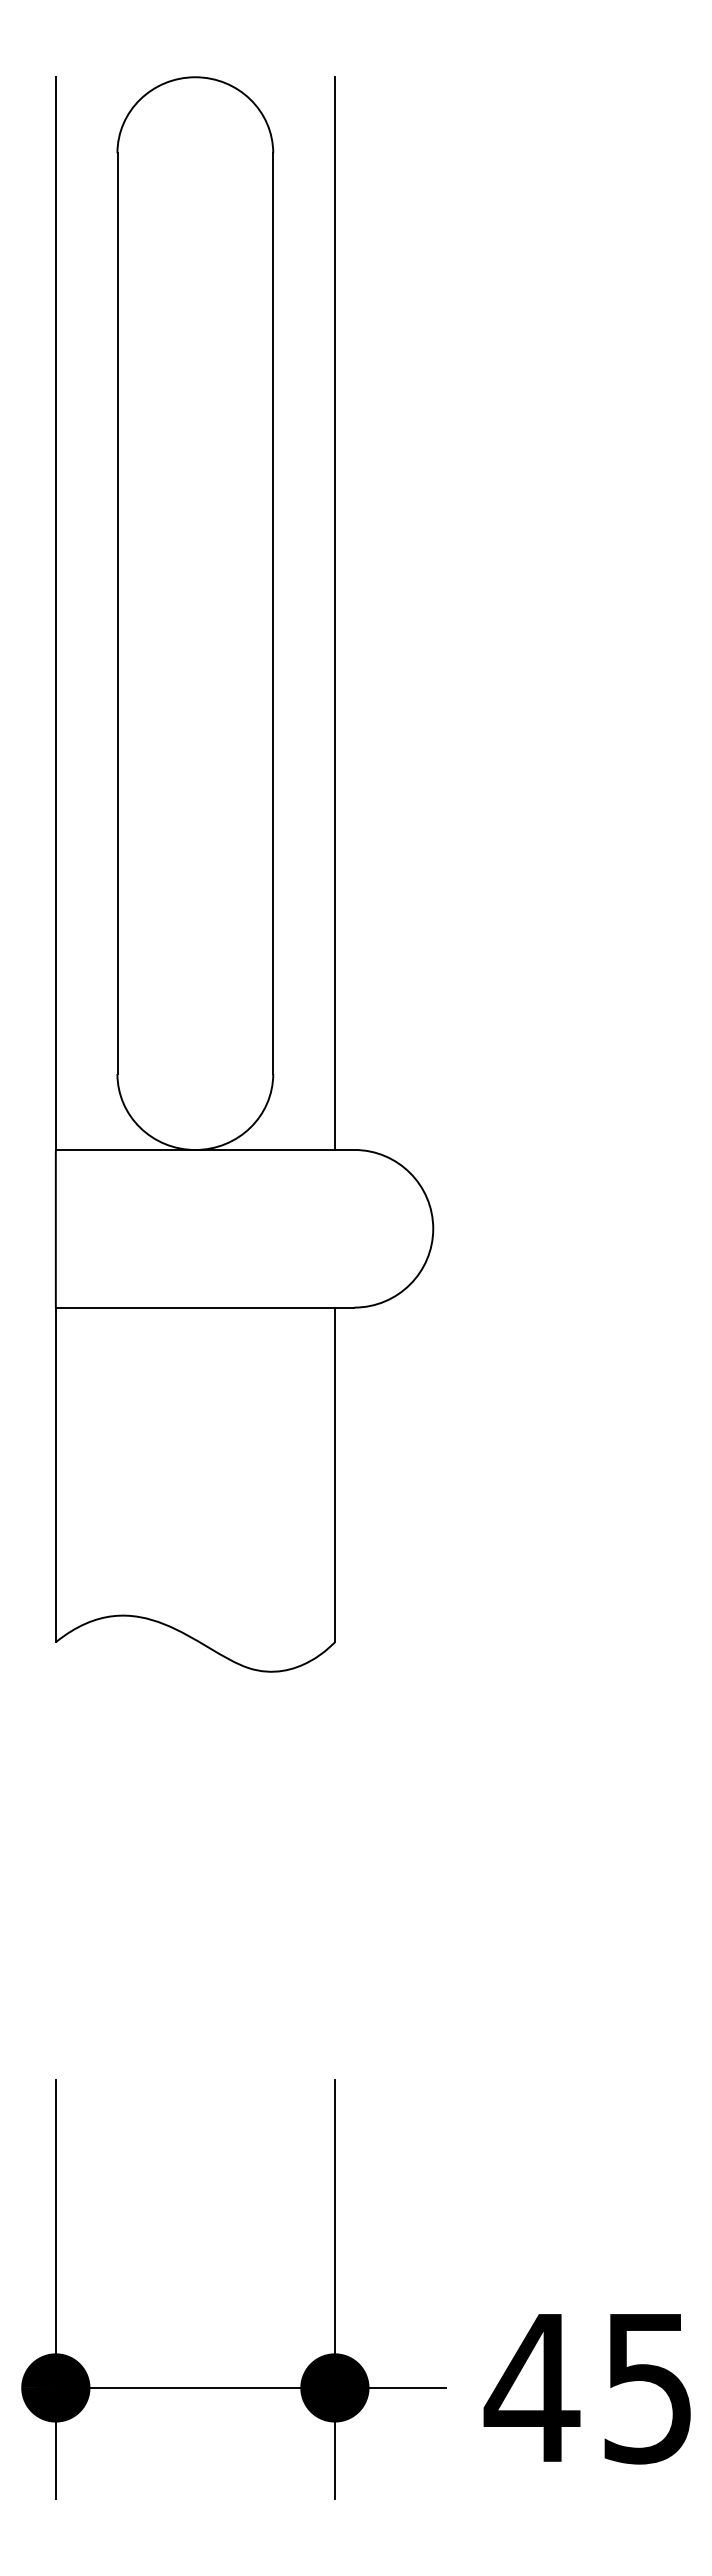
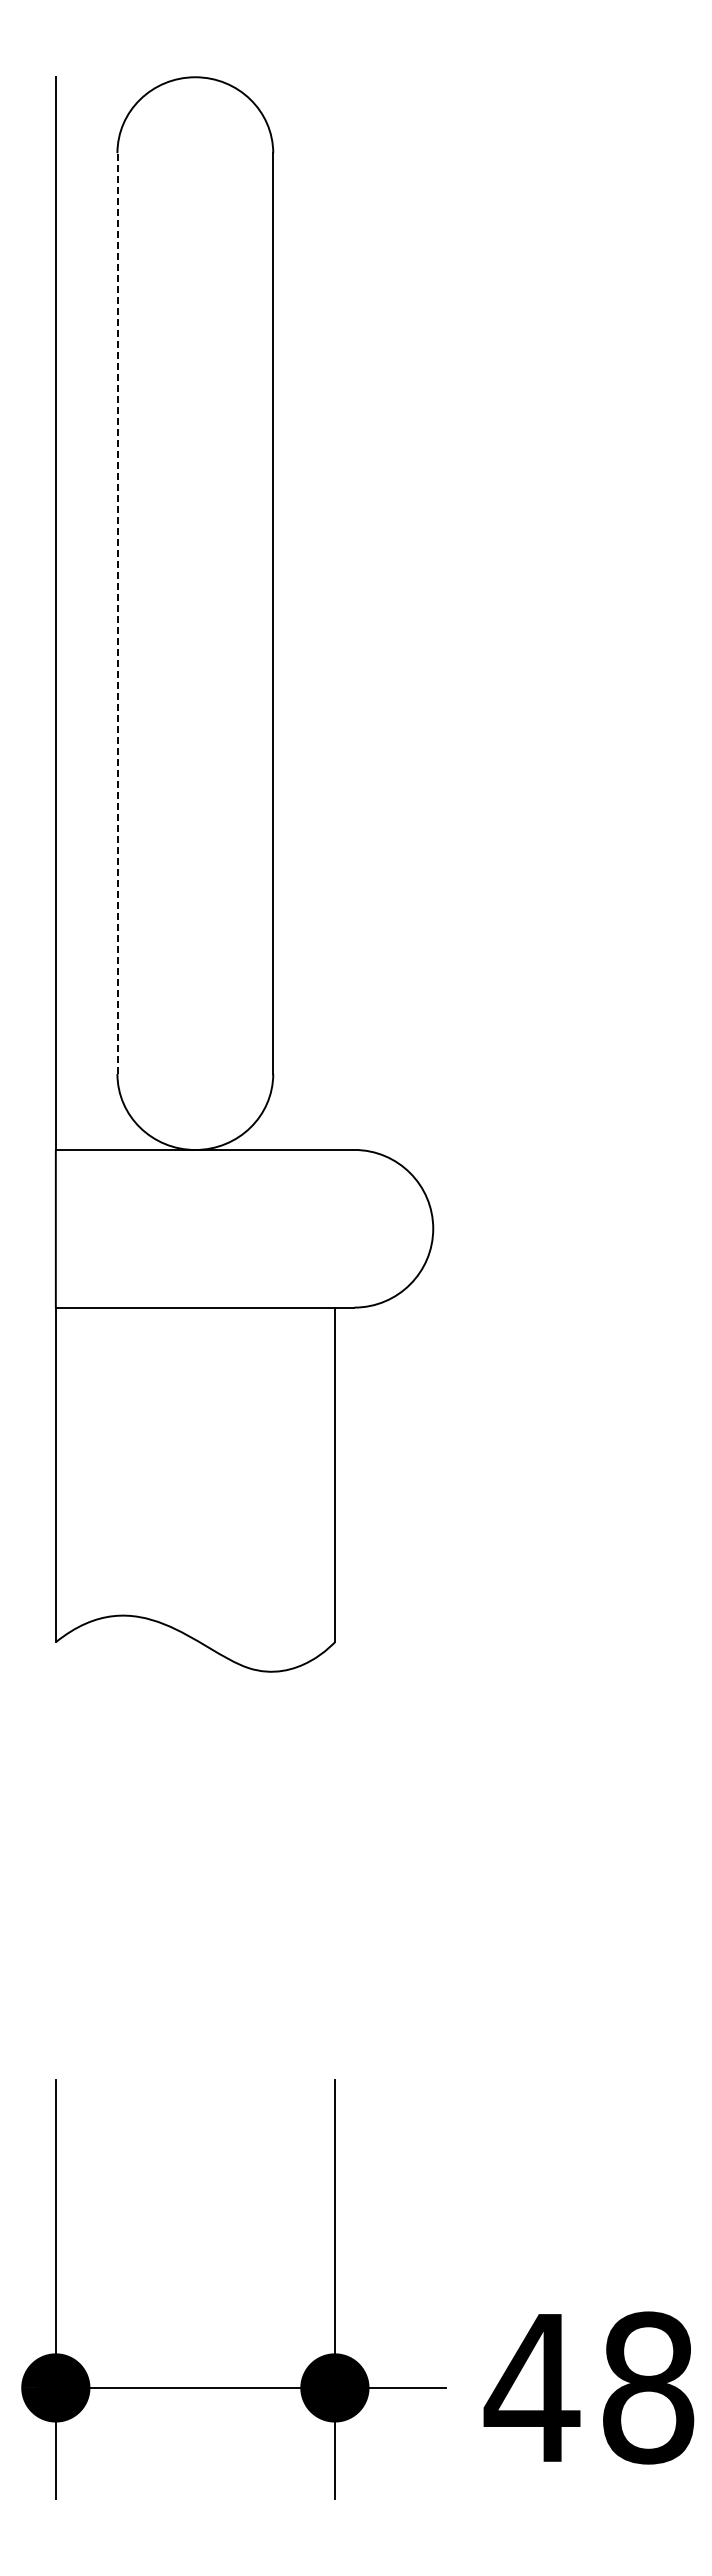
line: solid -> dashed (117, 613)
line: present -> none (334, 613)
text: 45 -> 48 (648, 2387)
